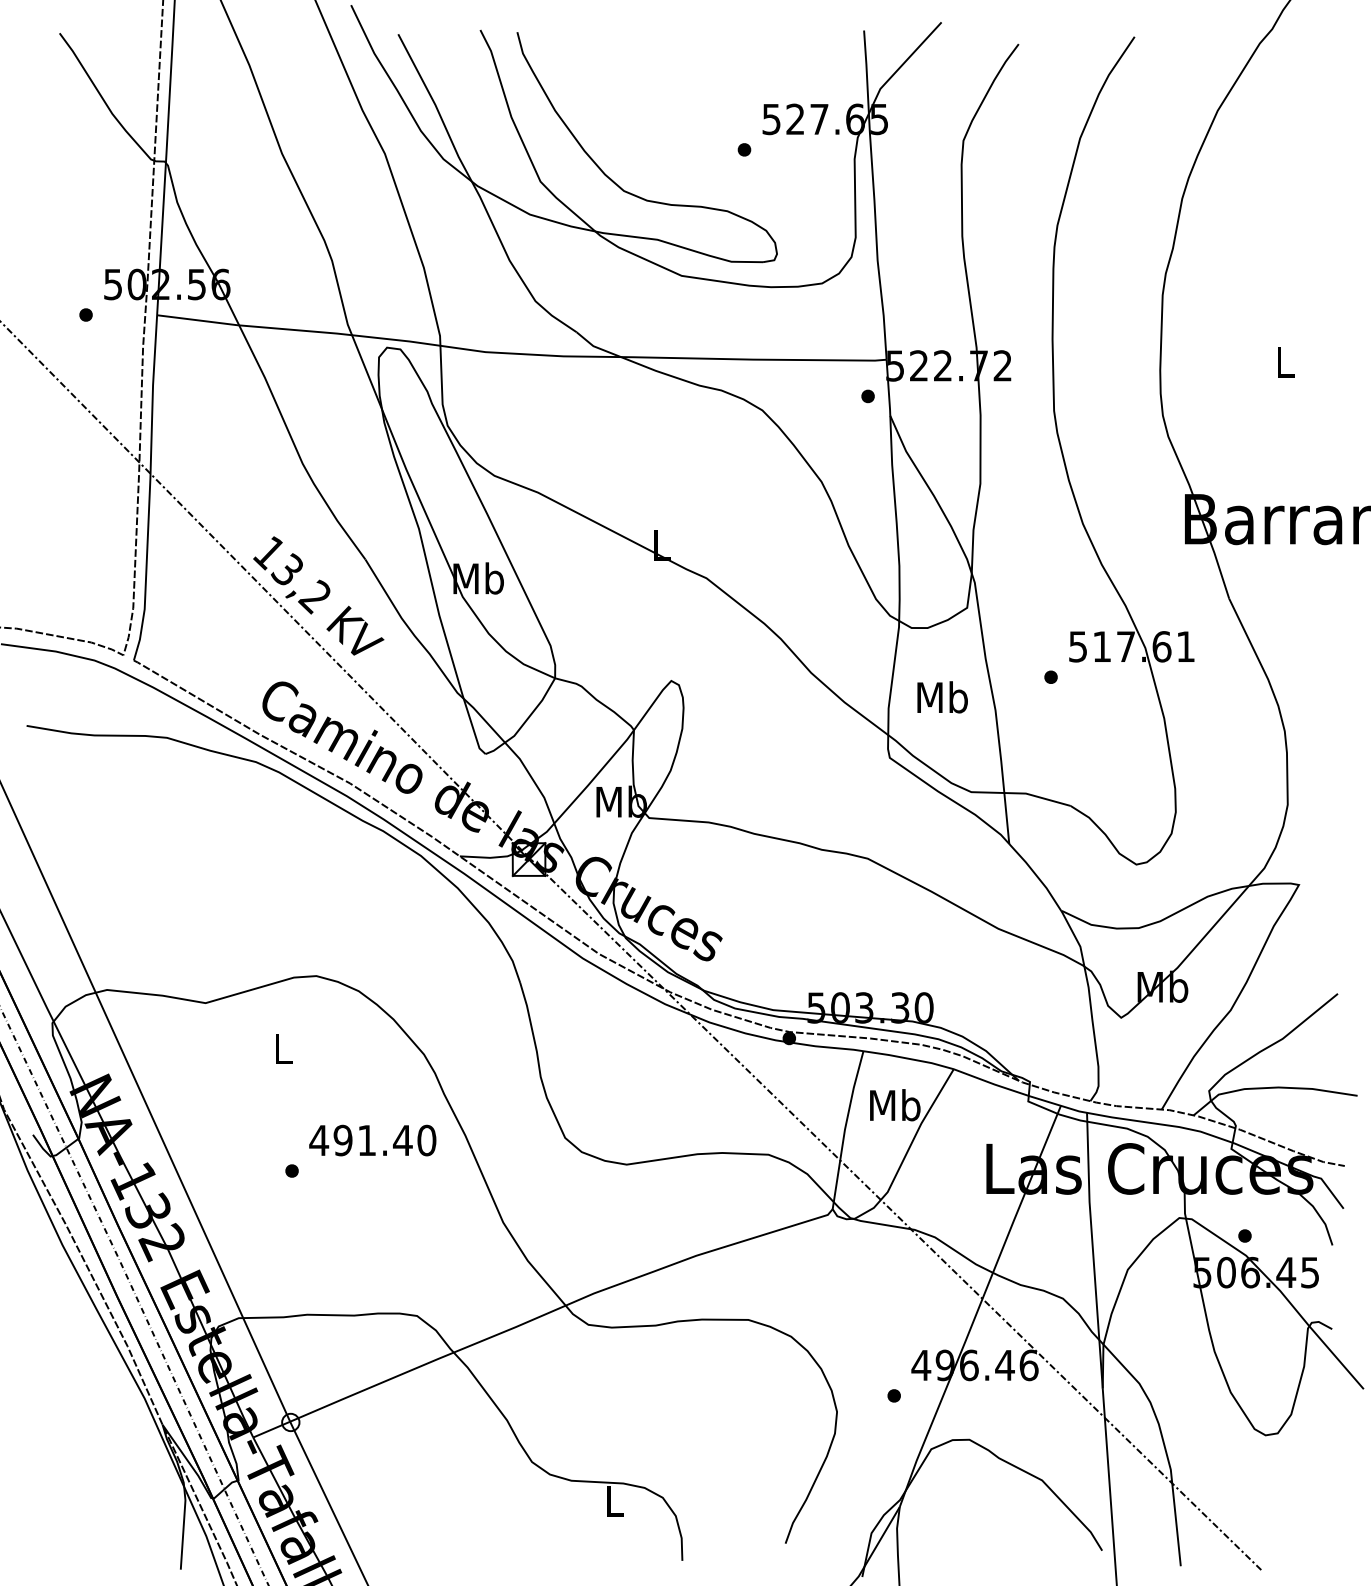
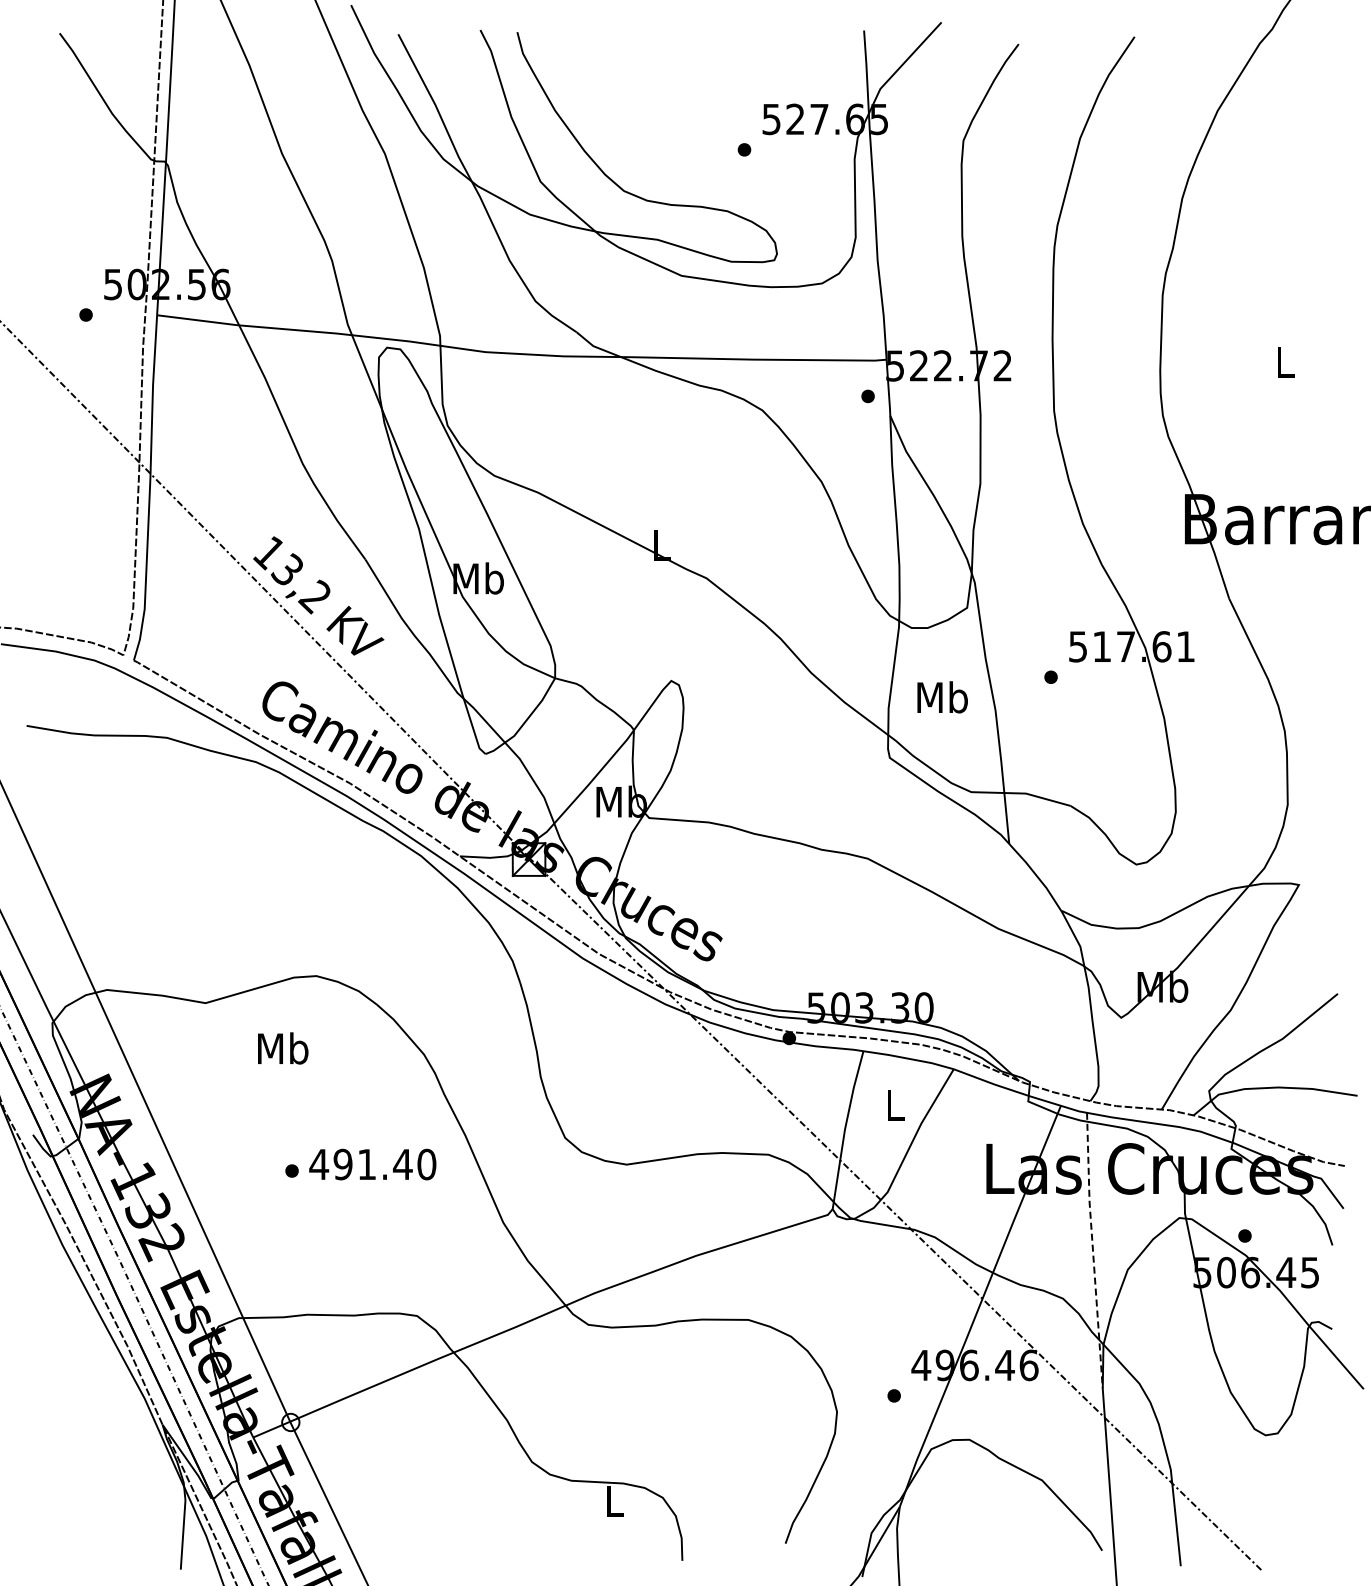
text: L -> Mb (283, 1048)
text: Mb -> L (895, 1105)
text position: (372, 1140) -> (372, 1164) (372, 1164)
line: solid -> dashed (1093, 1250)
